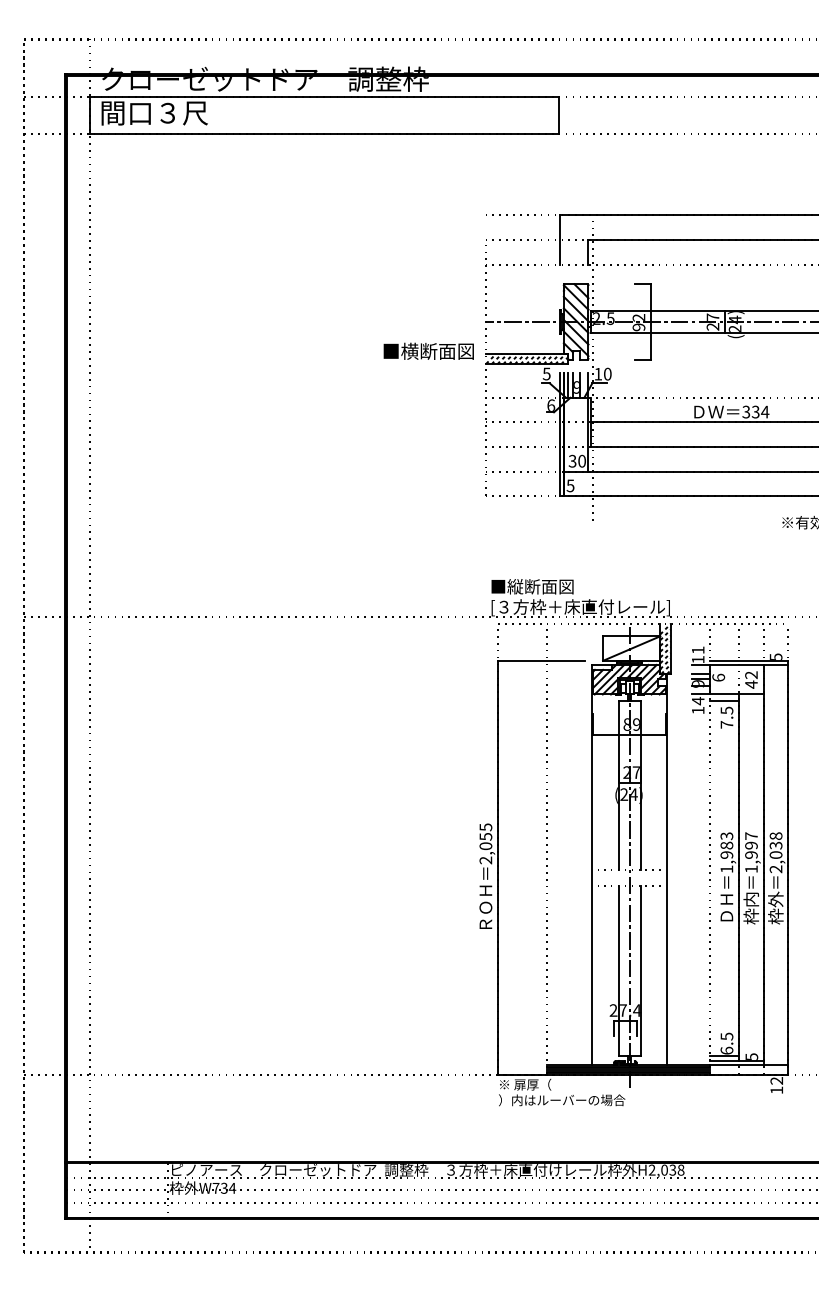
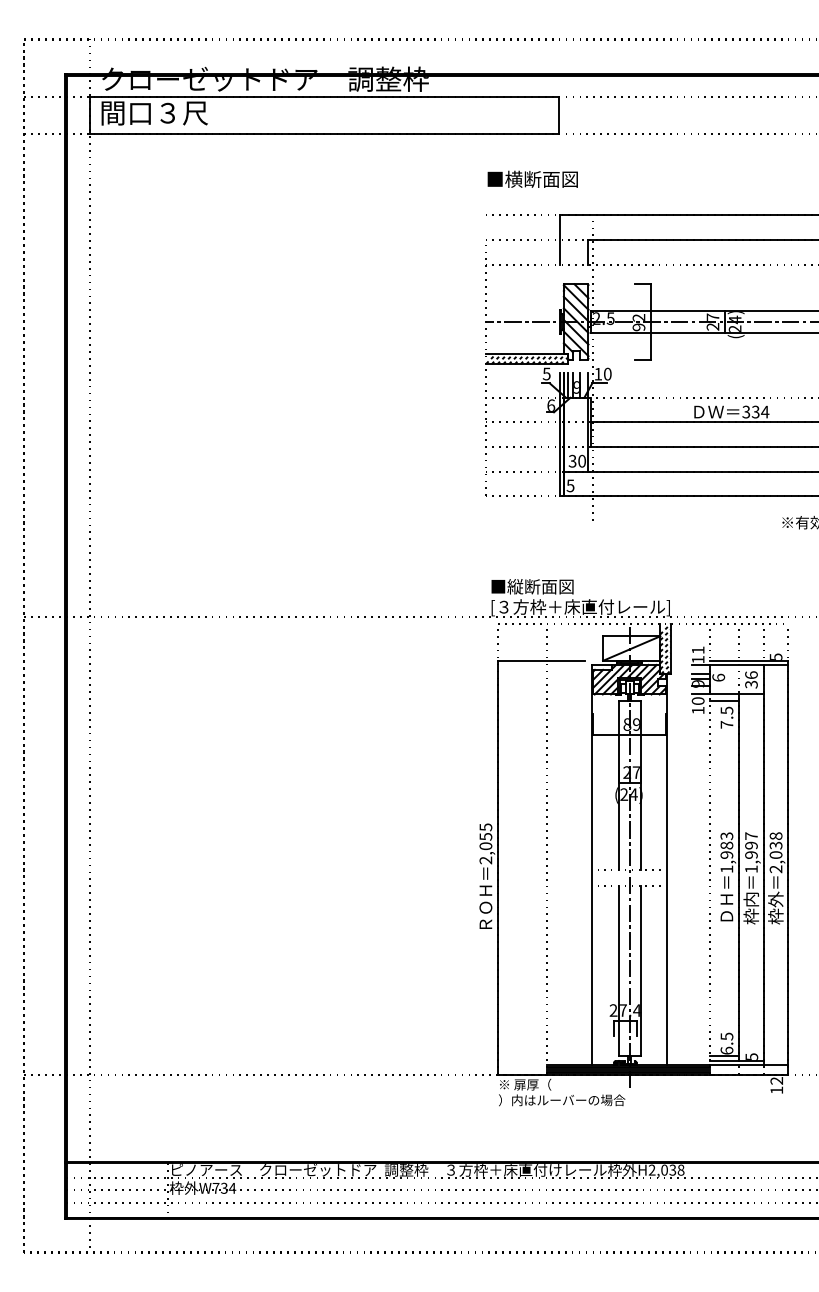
text position: (428, 350) -> (532, 178) (532, 178)
text: 42 -> 36 (751, 679)
text: 14 -> 10 (697, 701)
